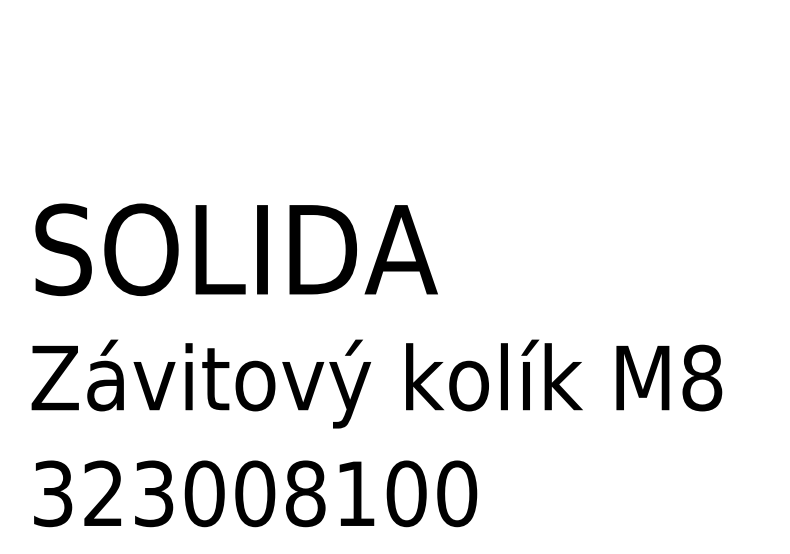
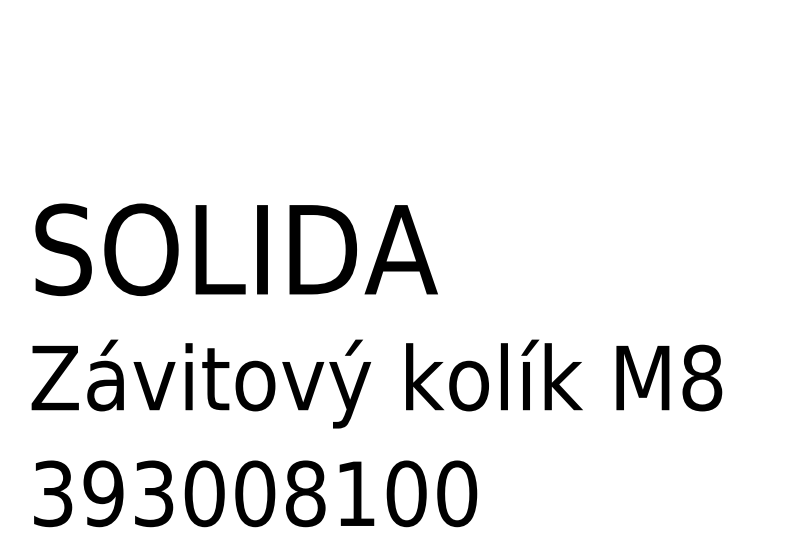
text: 323008100 -> 393008100 (103, 493)
